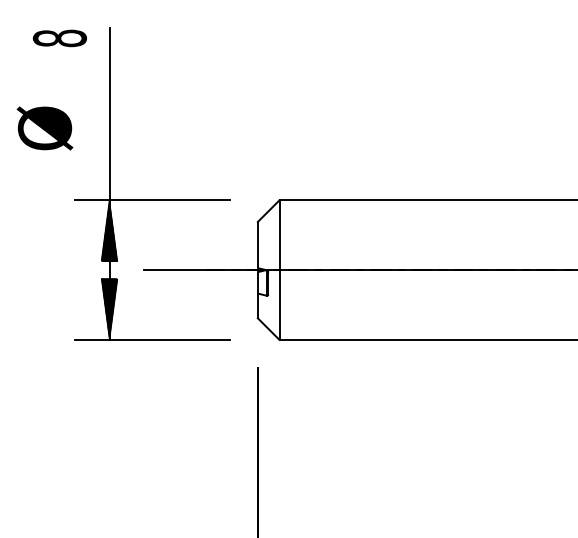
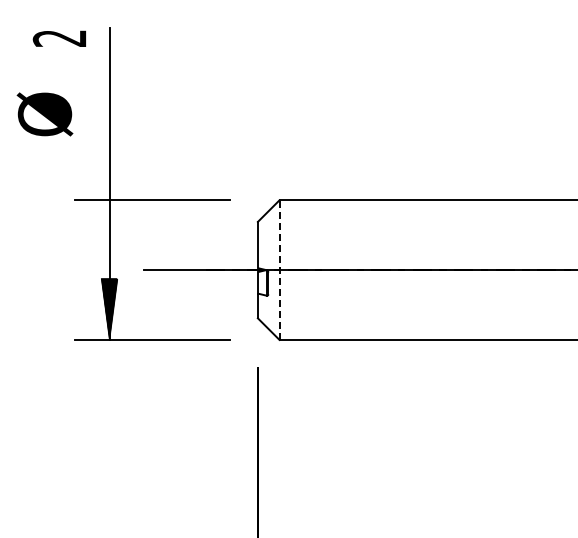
text: 8 -> 2 (59, 38)
text position: (44, 128) -> (44, 114) (44, 114)
hatch: present -> none (109, 230)
line: solid -> dashed (279, 270)
